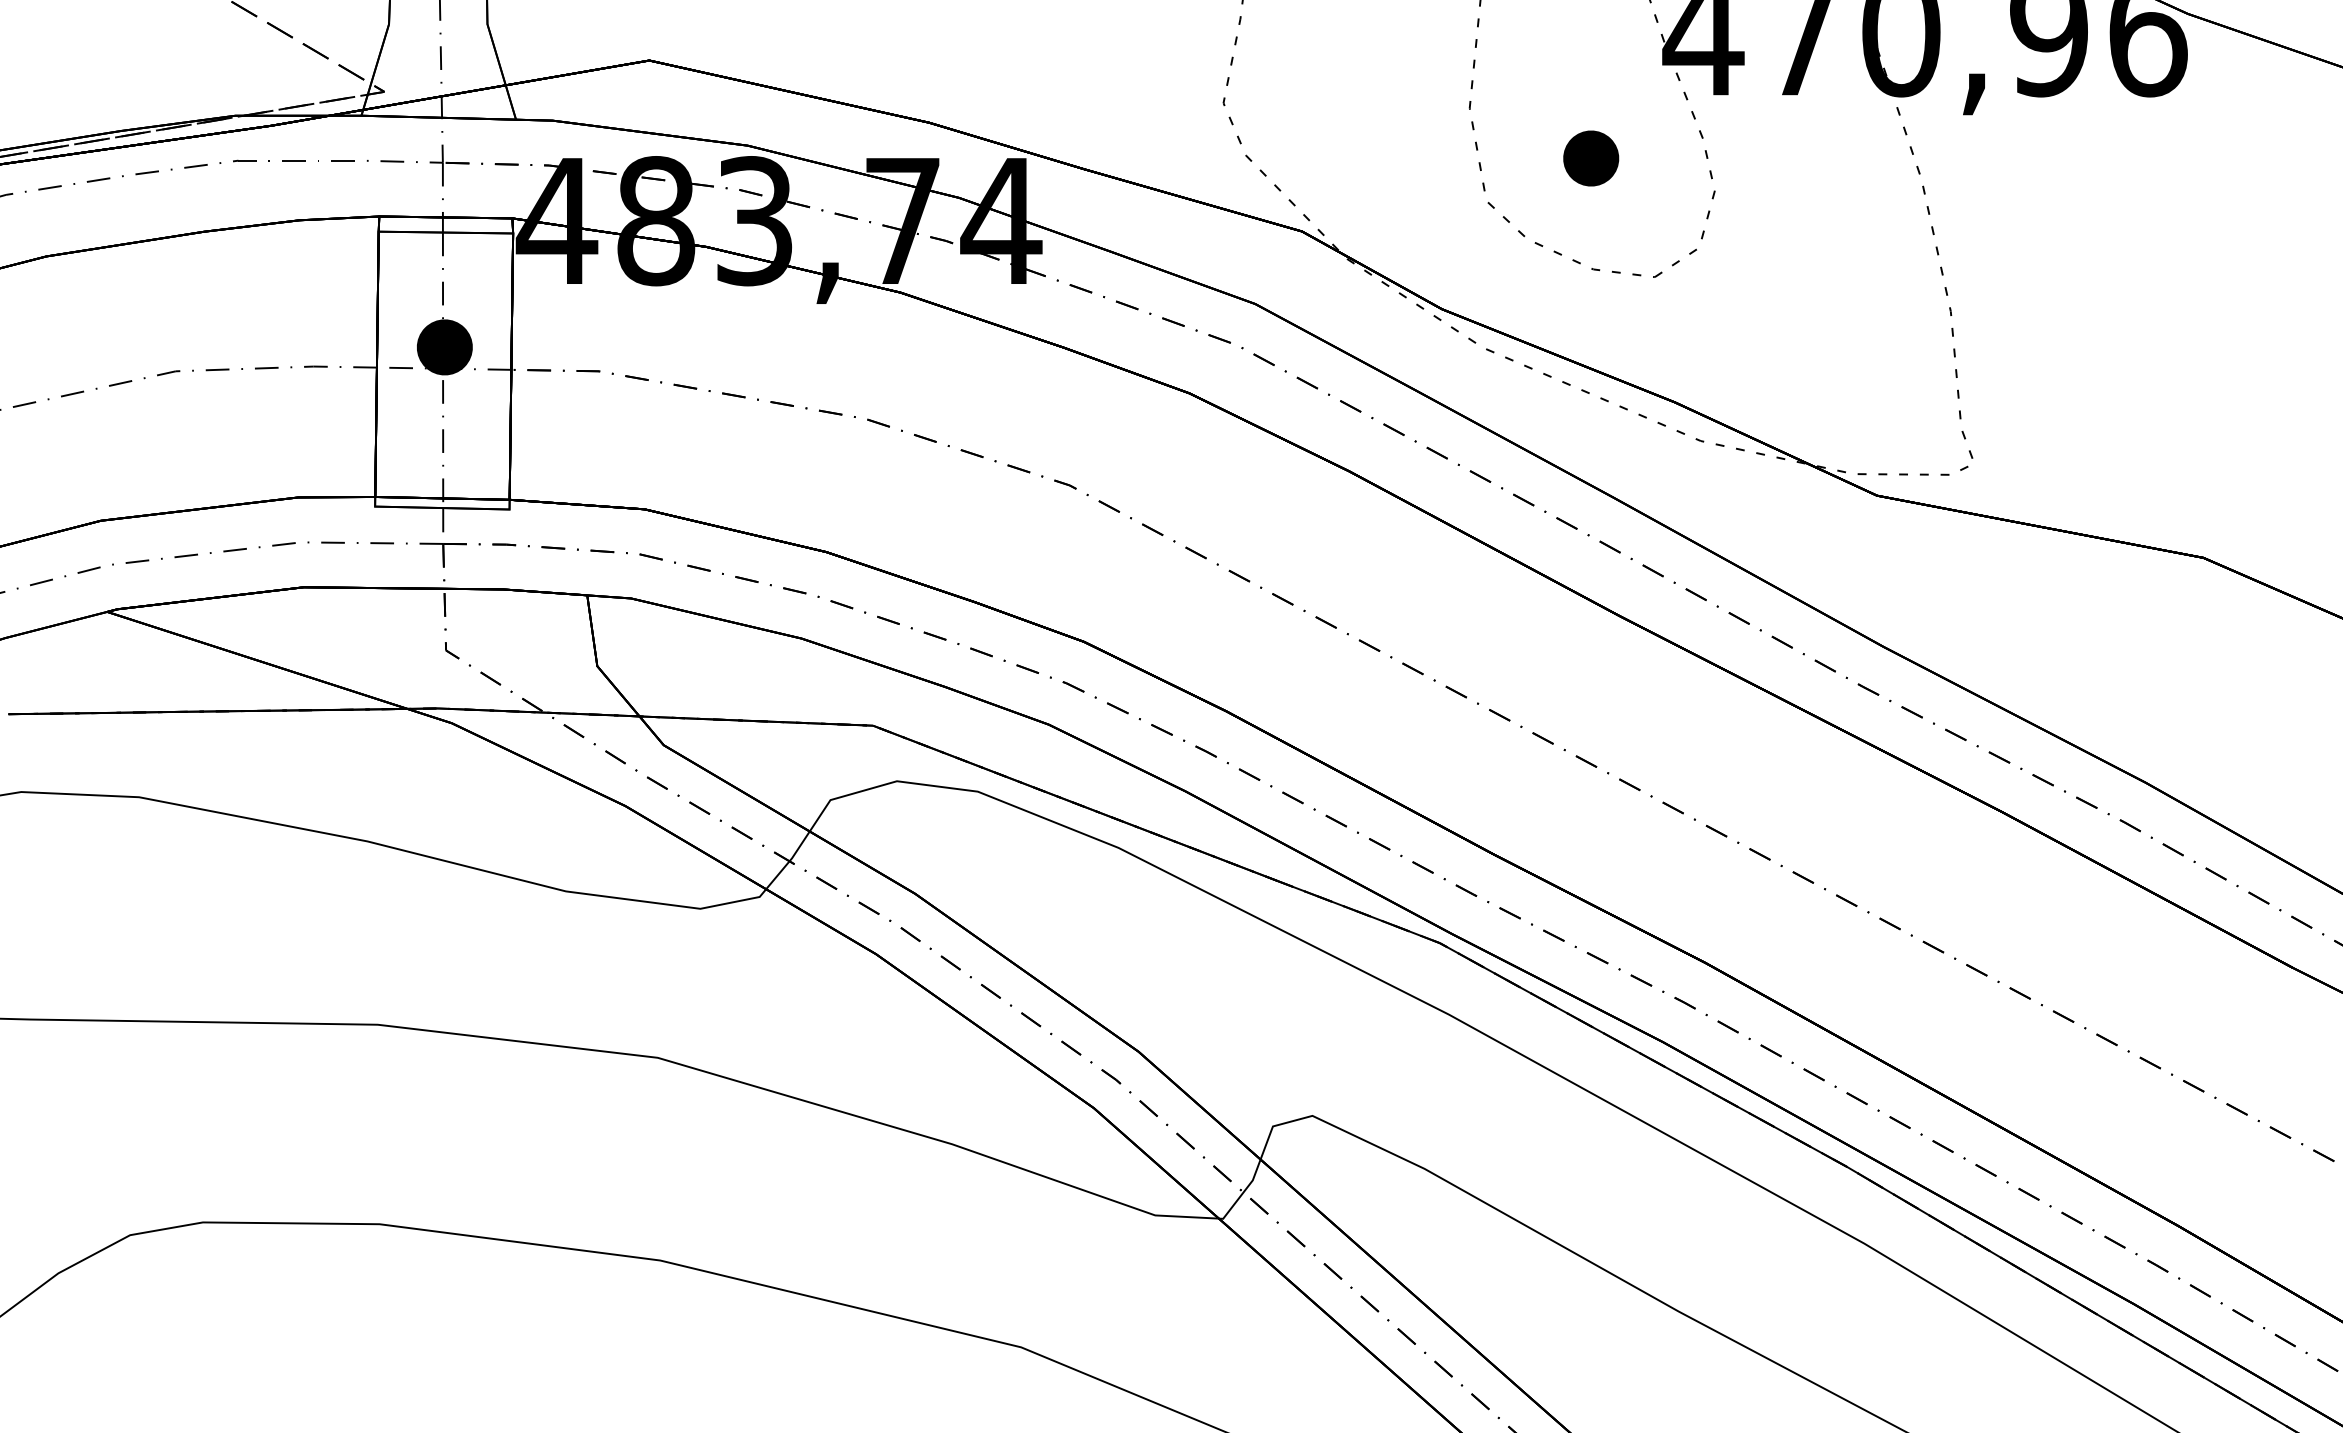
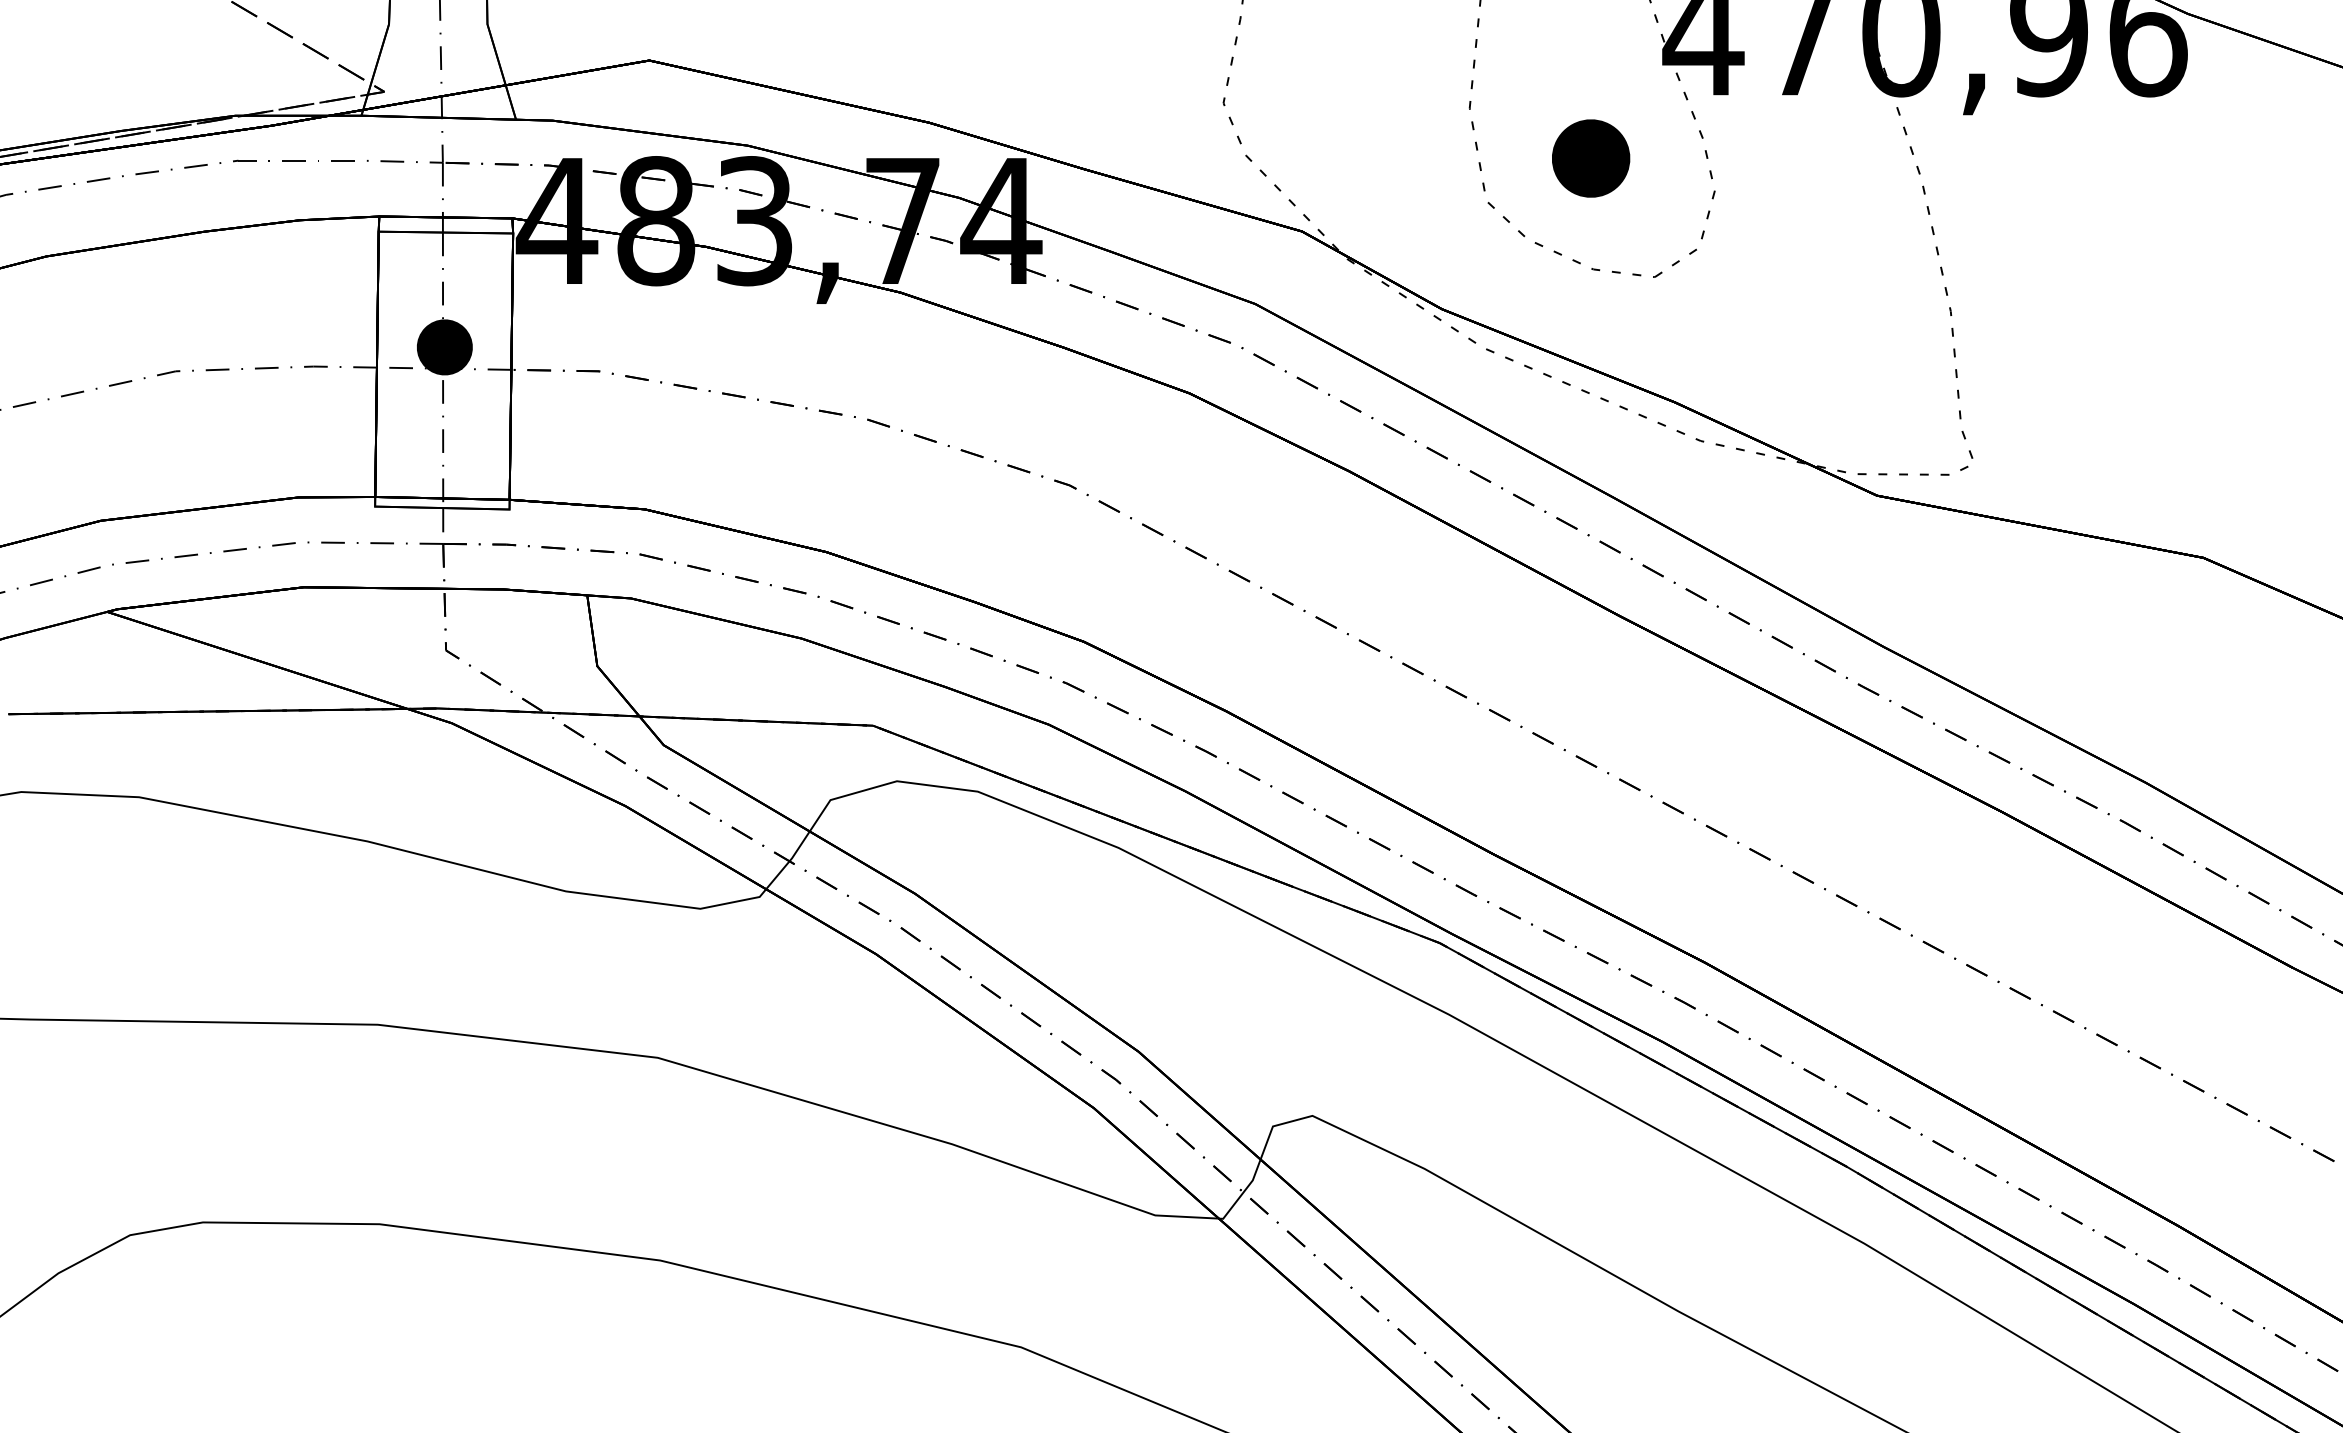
part size: 57x57 px -> 79x79 px (1591, 158)
